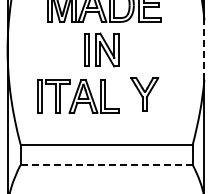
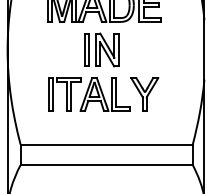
line: dashed -> solid (204, 50)
part position: (78, 96) -> (89, 94) (89, 94)
line: dashed -> solid (106, 165)
